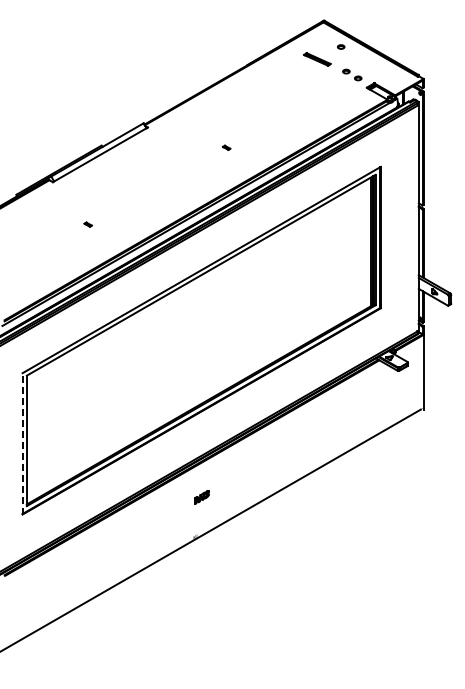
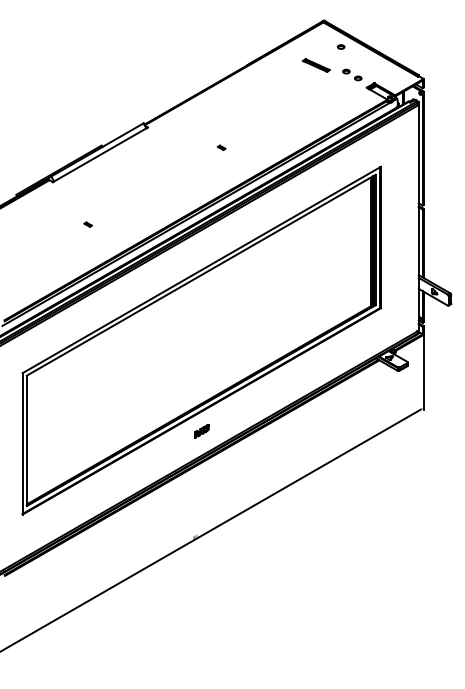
part position: (317, 59) -> (316, 65) (316, 65)
part position: (226, 147) -> (221, 147) (221, 147)
line: dashed -> solid (22, 443)
part position: (201, 497) -> (201, 431) (201, 431)
